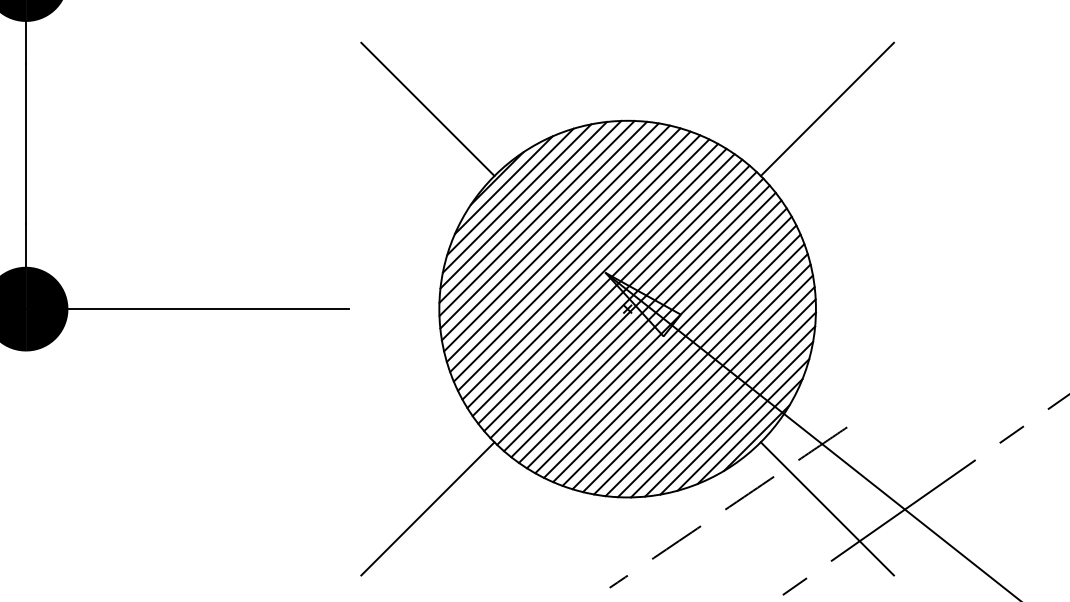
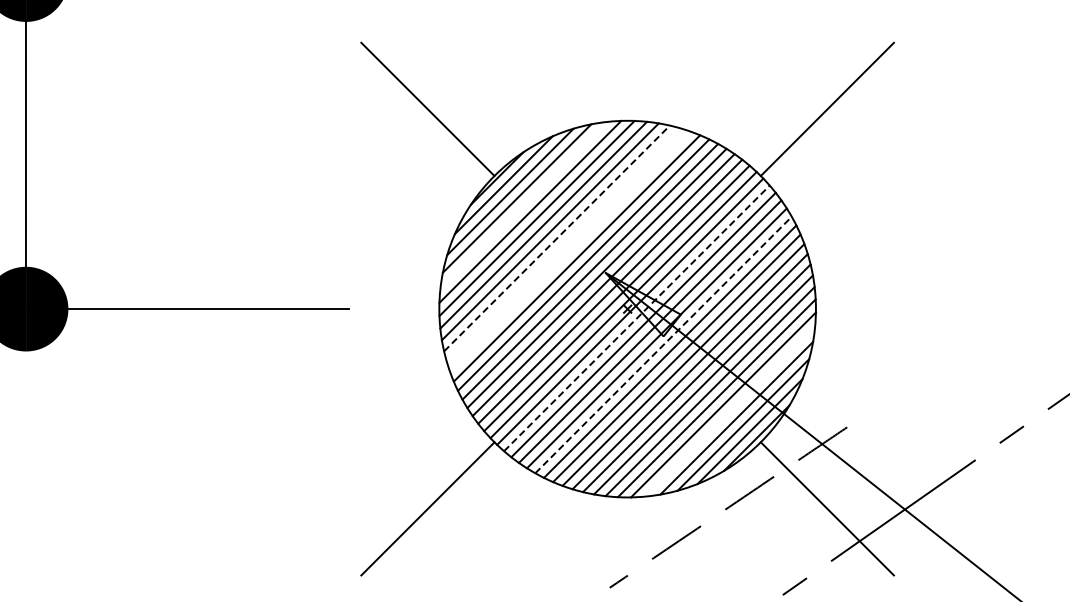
line: present -> none (523, 204)
line: solid -> dashed (557, 238)
line: present -> none (563, 244)
line: present -> none (570, 251)
line: solid -> dashed (636, 318)
line: solid -> dashed (663, 344)
line: present -> none (730, 411)
